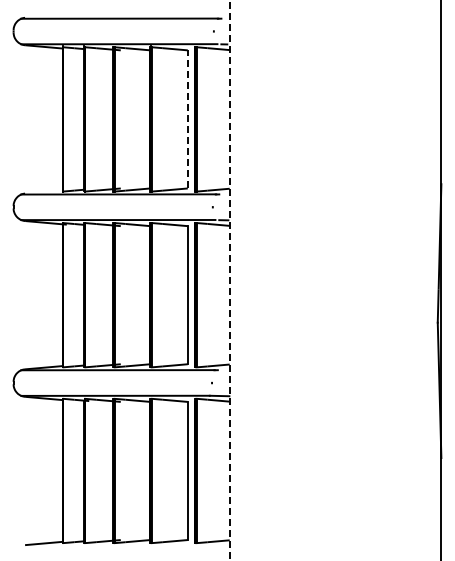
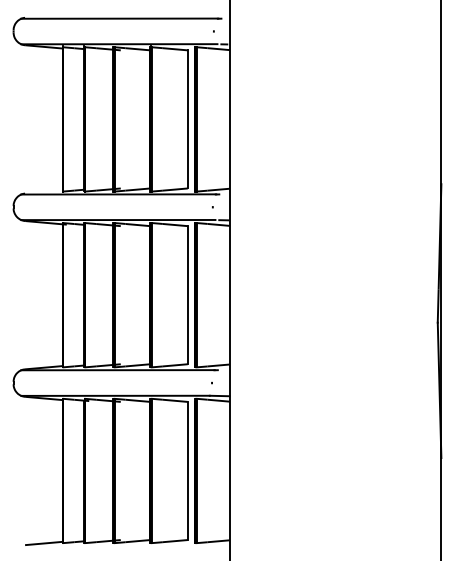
line: dashed -> solid (187, 118)
line: dashed -> solid (229, 280)
